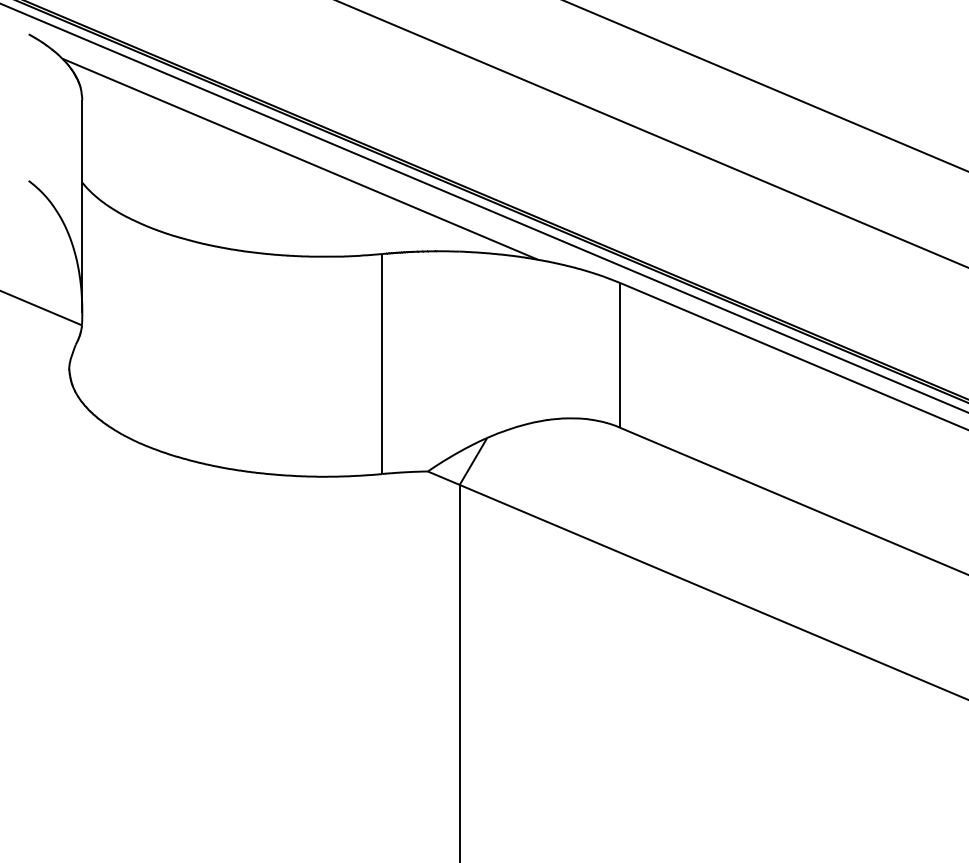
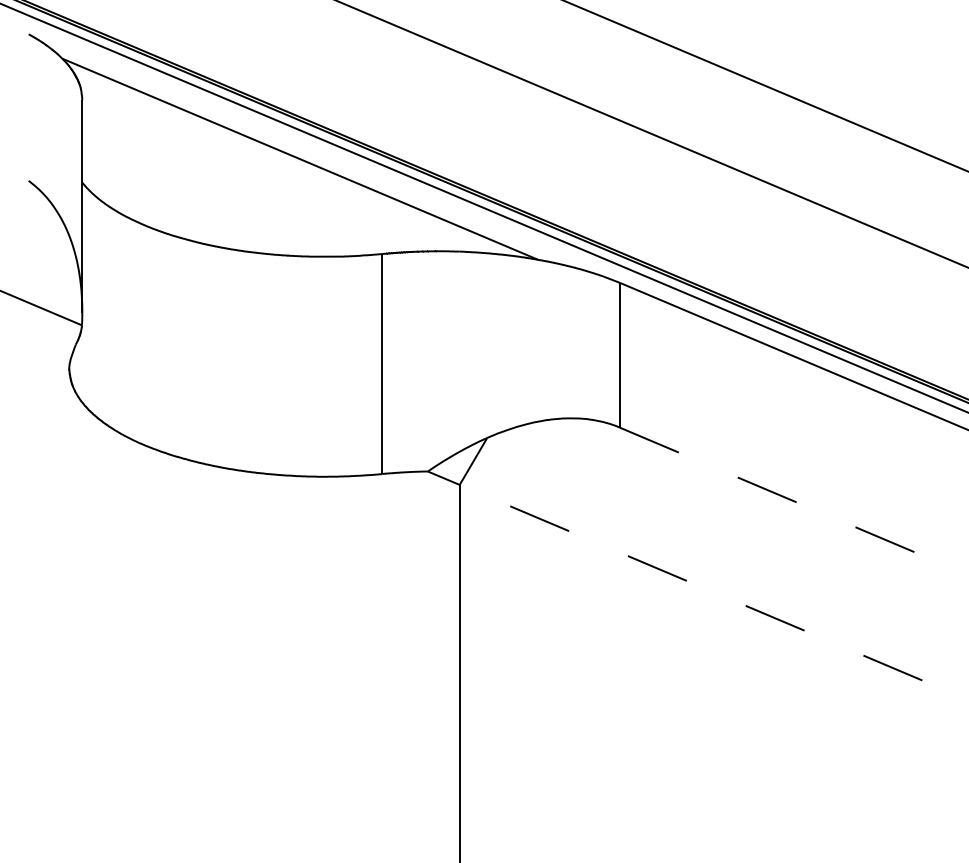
line: solid -> dashed (794, 501)
line: solid -> dashed (713, 592)
